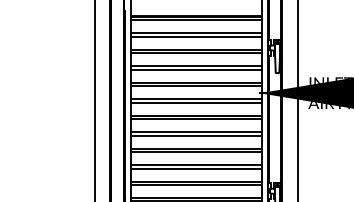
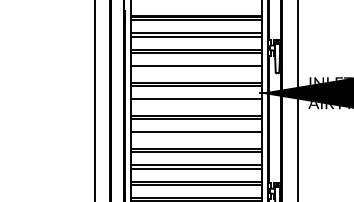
line: present -> none (195, 69)
line: present -> none (195, 102)
line: present -> none (195, 135)
